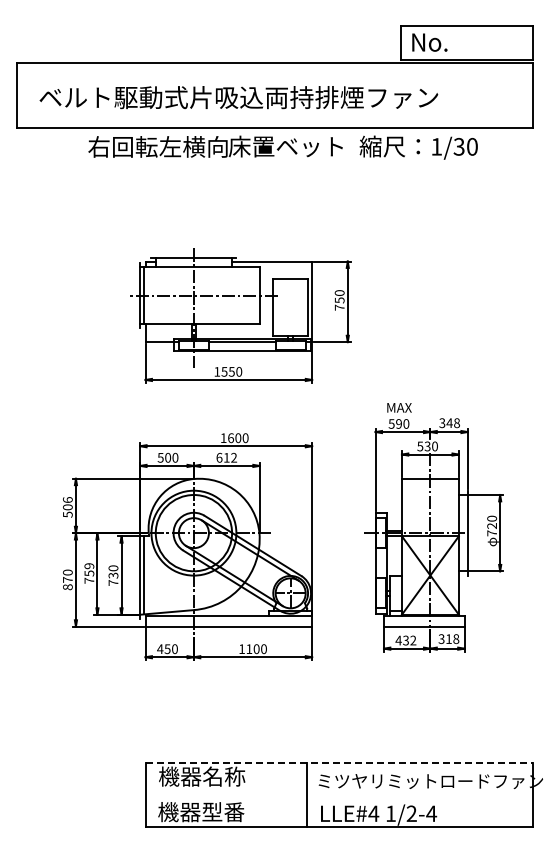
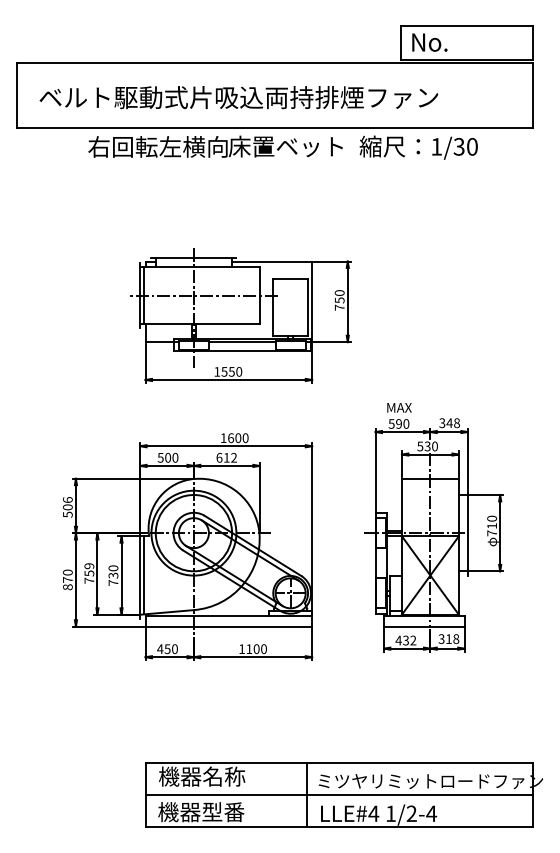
text: 720 -> 710 (491, 525)
line: dashed -> solid (339, 762)
line: none -> present (338, 795)
